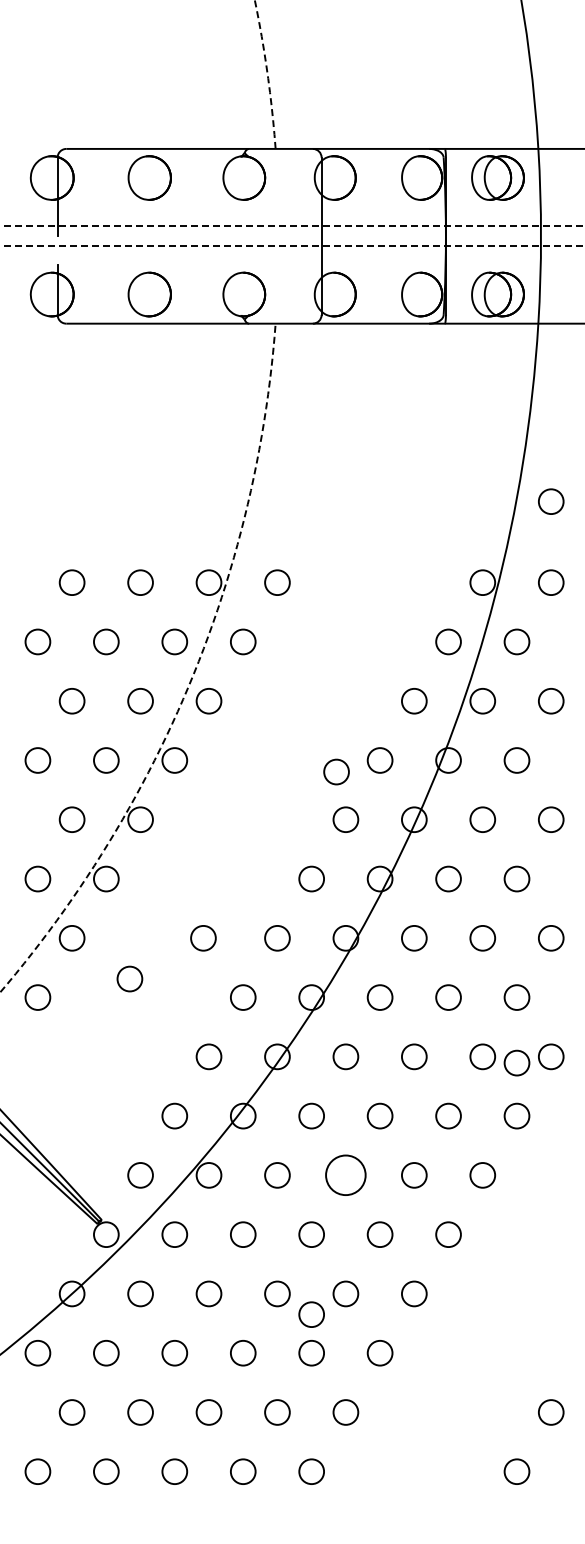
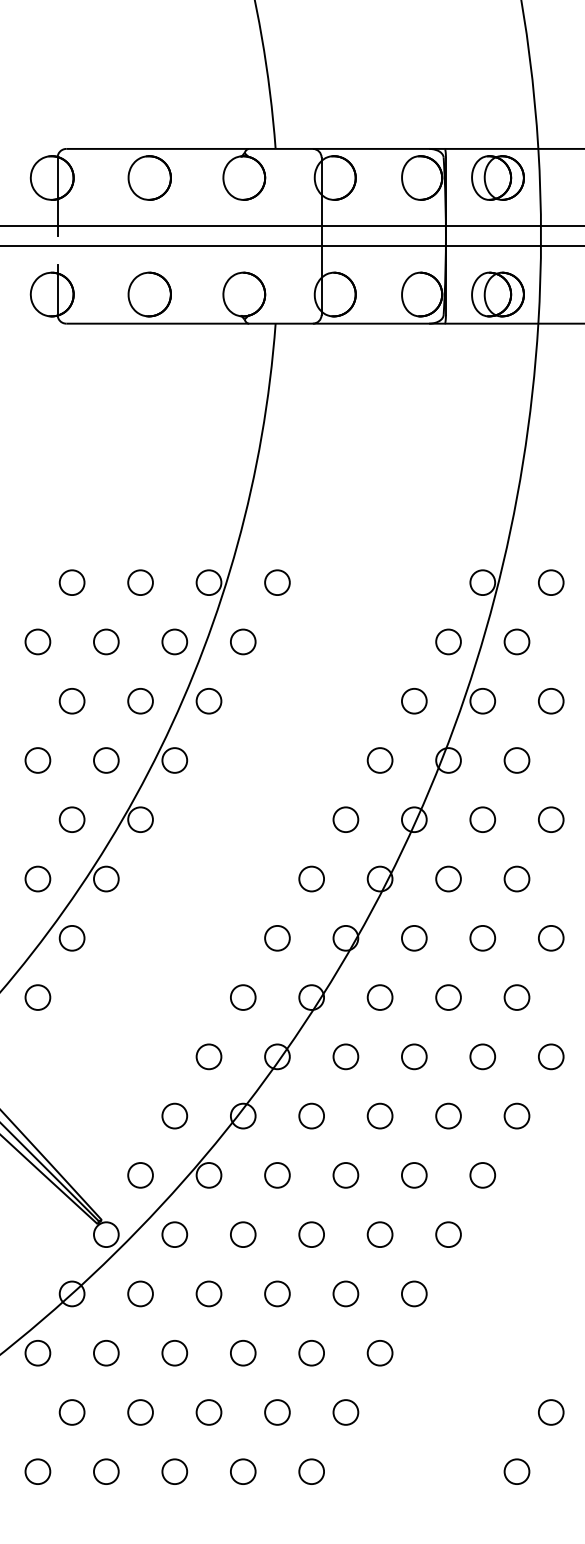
arc: dashed -> solid (267, 74)
line: dashed -> solid (292, 226)
line: dashed -> solid (292, 246)
circle: present -> none (551, 501)
arc: dashed -> solid (191, 678)
circle: present -> none (336, 771)
circle: present -> none (203, 938)
circle: present -> none (129, 978)
circle: present -> none (516, 1062)
circle size: 42x42 px -> 28x27 px (345, 1175)
circle: present -> none (311, 1314)
